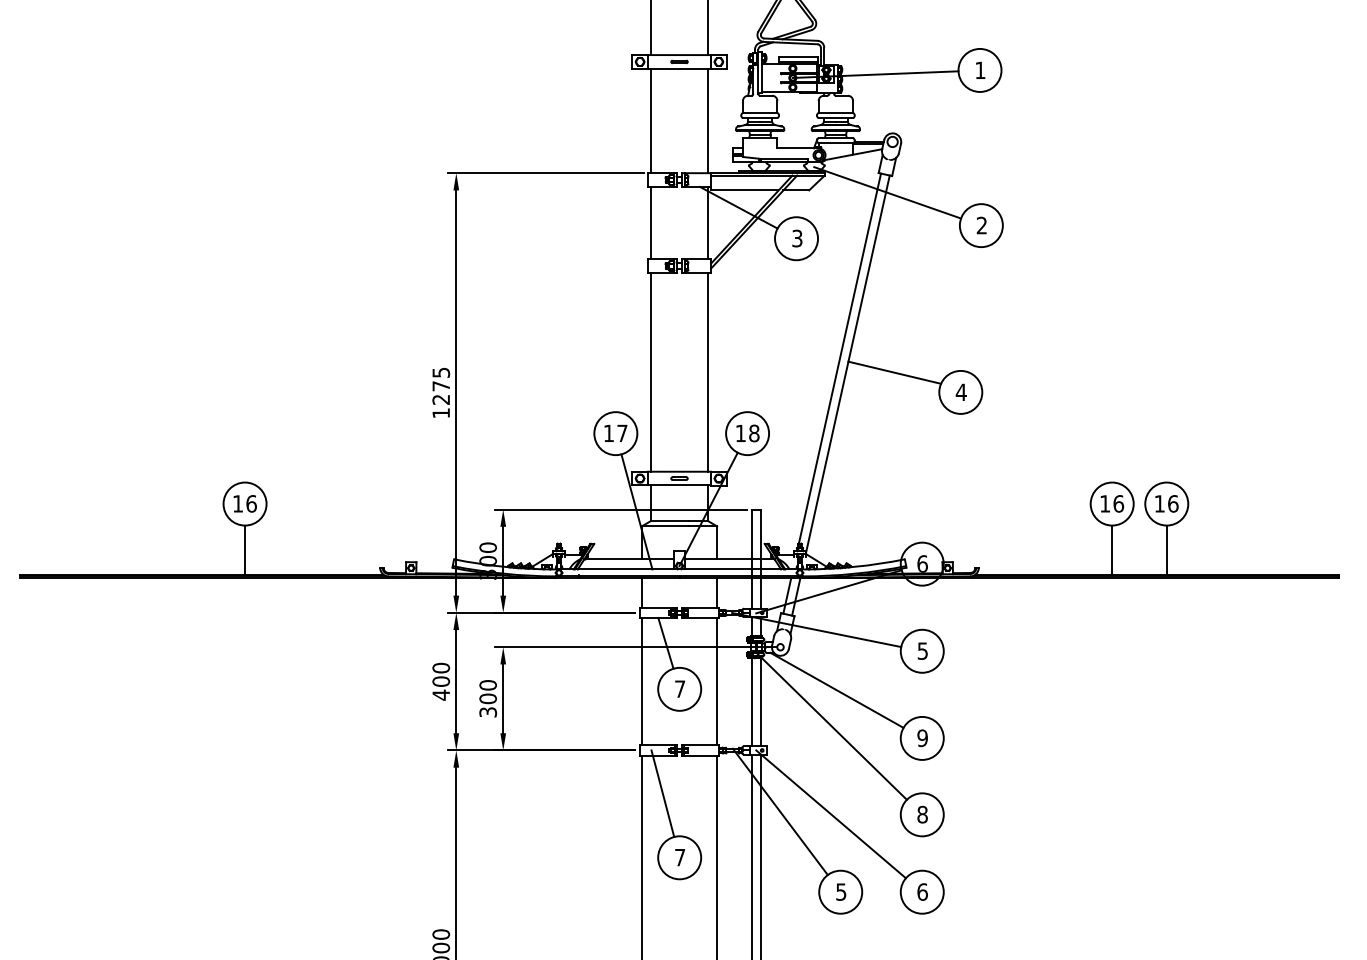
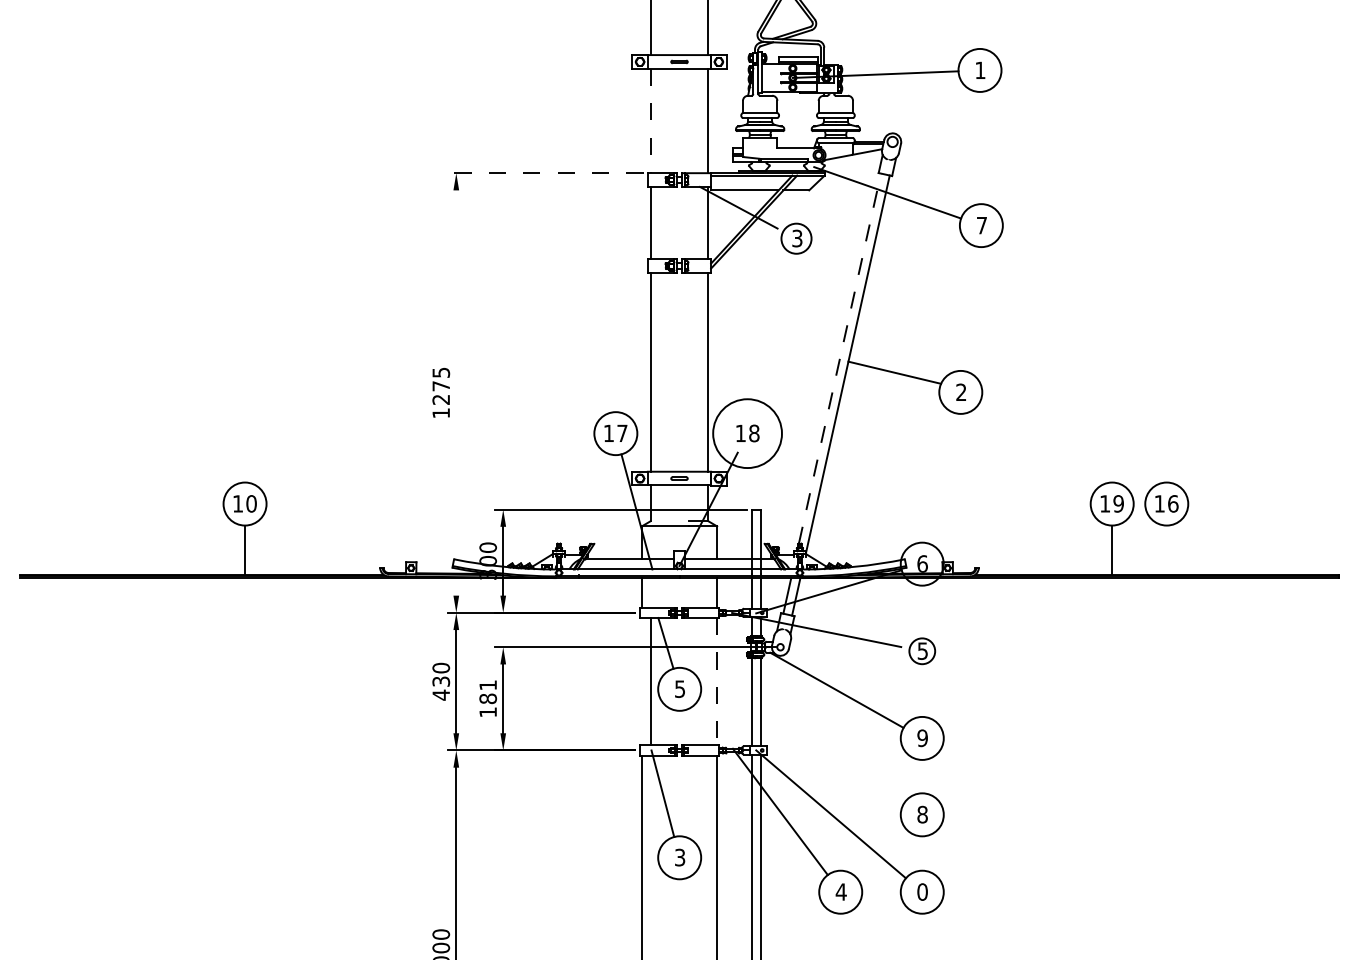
line: solid -> dashed (650, 121)
line: solid -> dashed (545, 173)
text: 2 -> 7 (981, 225)
circle diameter: 43 px -> 30 px (796, 238)
line: solid -> dashed (839, 358)
text: 4 -> 2 (960, 391)
line: present -> none (456, 392)
circle diameter: 43 px -> 69 px (747, 433)
text: 16 -> 10 (251, 503)
text: 16 -> 19 (1118, 503)
line: present -> none (669, 521)
line: present -> none (1166, 549)
circle diameter: 43 px -> 26 px (922, 651)
text: 400 -> 430 (441, 681)
line position: (641, 681) -> (650, 681) (650, 681)
line: solid -> dashed (717, 681)
text: 7 -> 5 (680, 688)
text: 300 -> 181 (488, 698)
line: present -> none (830, 725)
text: 7 -> 3 (680, 857)
text: 5 -> 4 (840, 891)
text: 6 -> 0 (922, 891)
